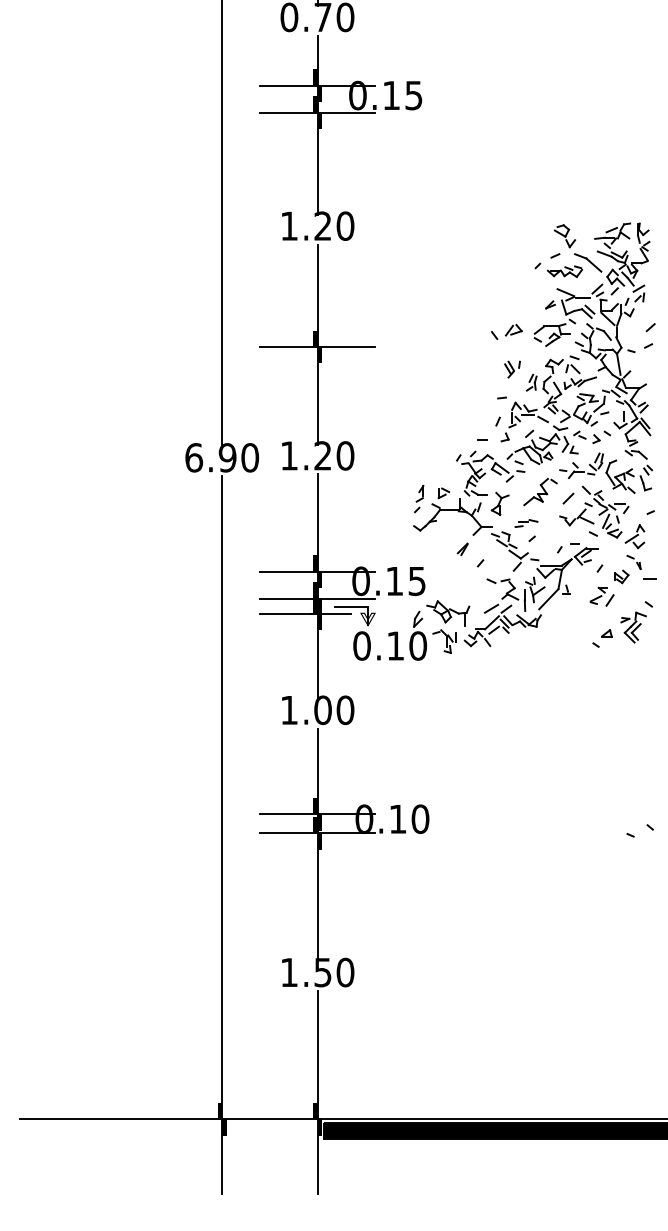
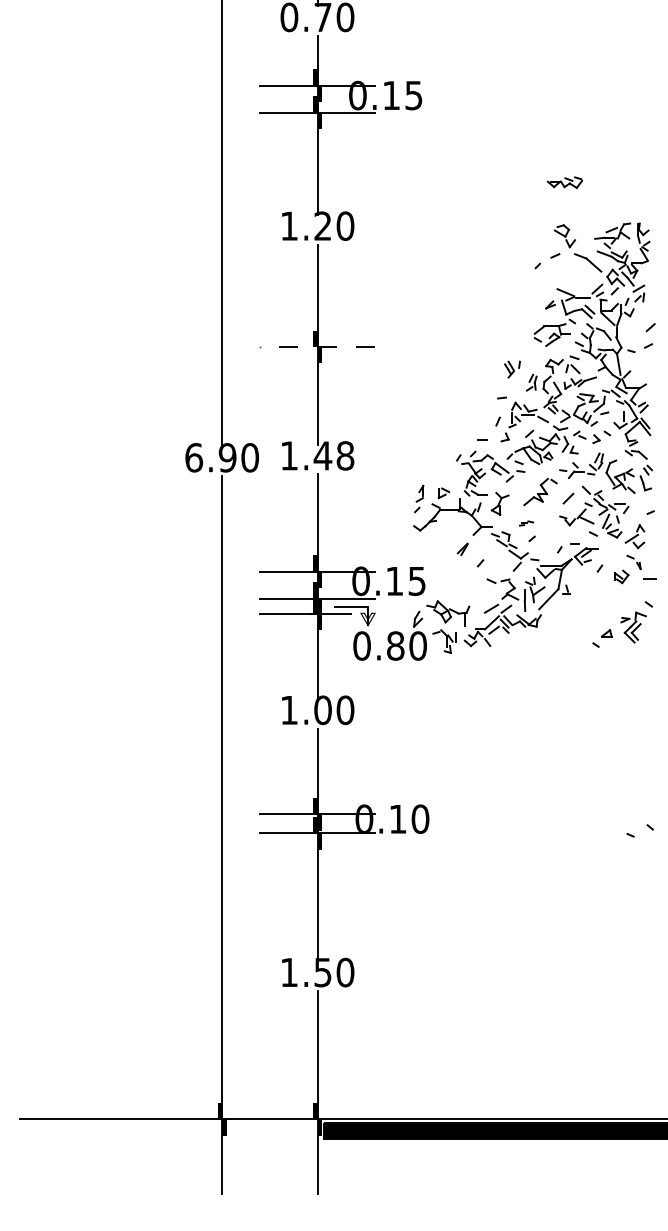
part position: (564, 271) -> (564, 182) (564, 182)
part: present -> none (506, 331)
line: solid -> dashed (317, 347)
text: 1.20 -> 1.48 (333, 455)
part size: 25x9 px -> 15x7 px (526, 523)
part: present -> none (601, 596)
text: 0.10 -> 0.80 (395, 645)
